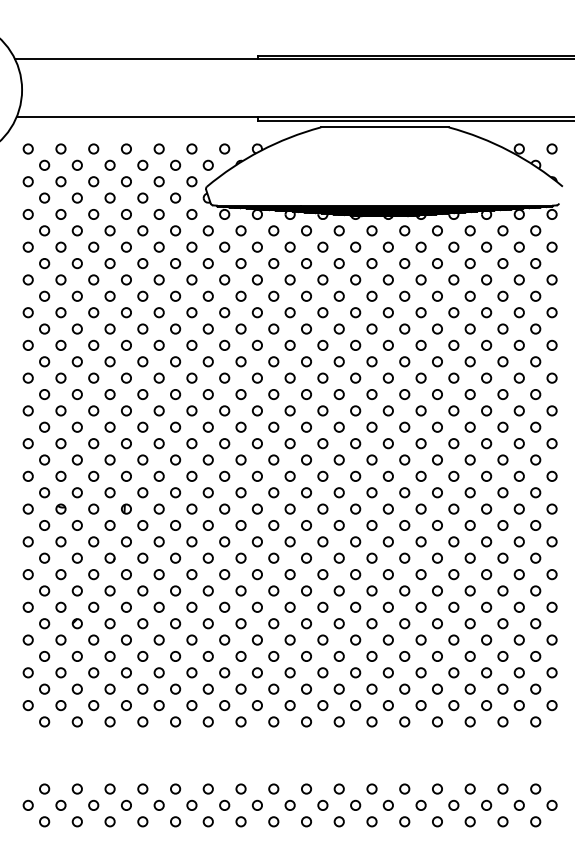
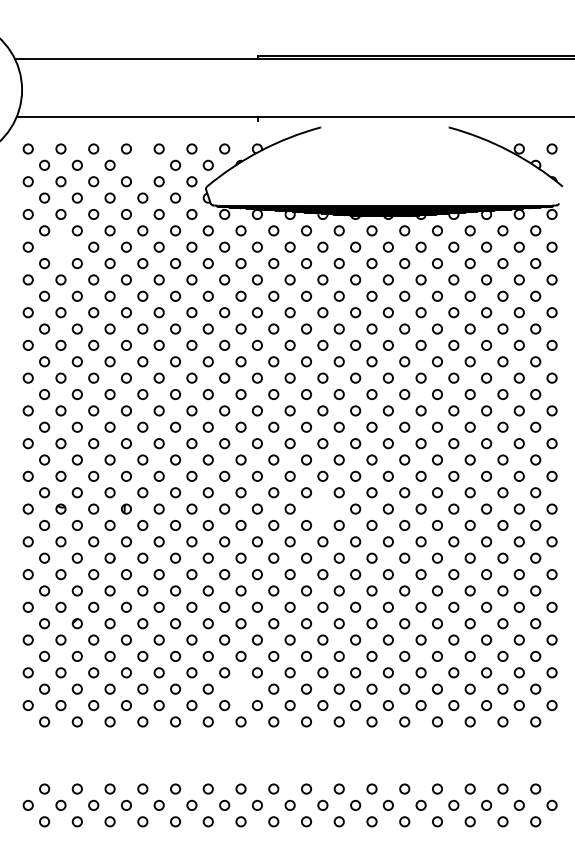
line: present -> none (414, 121)
line: present -> none (384, 127)
circle: present -> none (142, 164)
circle: present -> none (60, 246)
circle: present -> none (322, 508)
circle: present -> none (240, 688)
